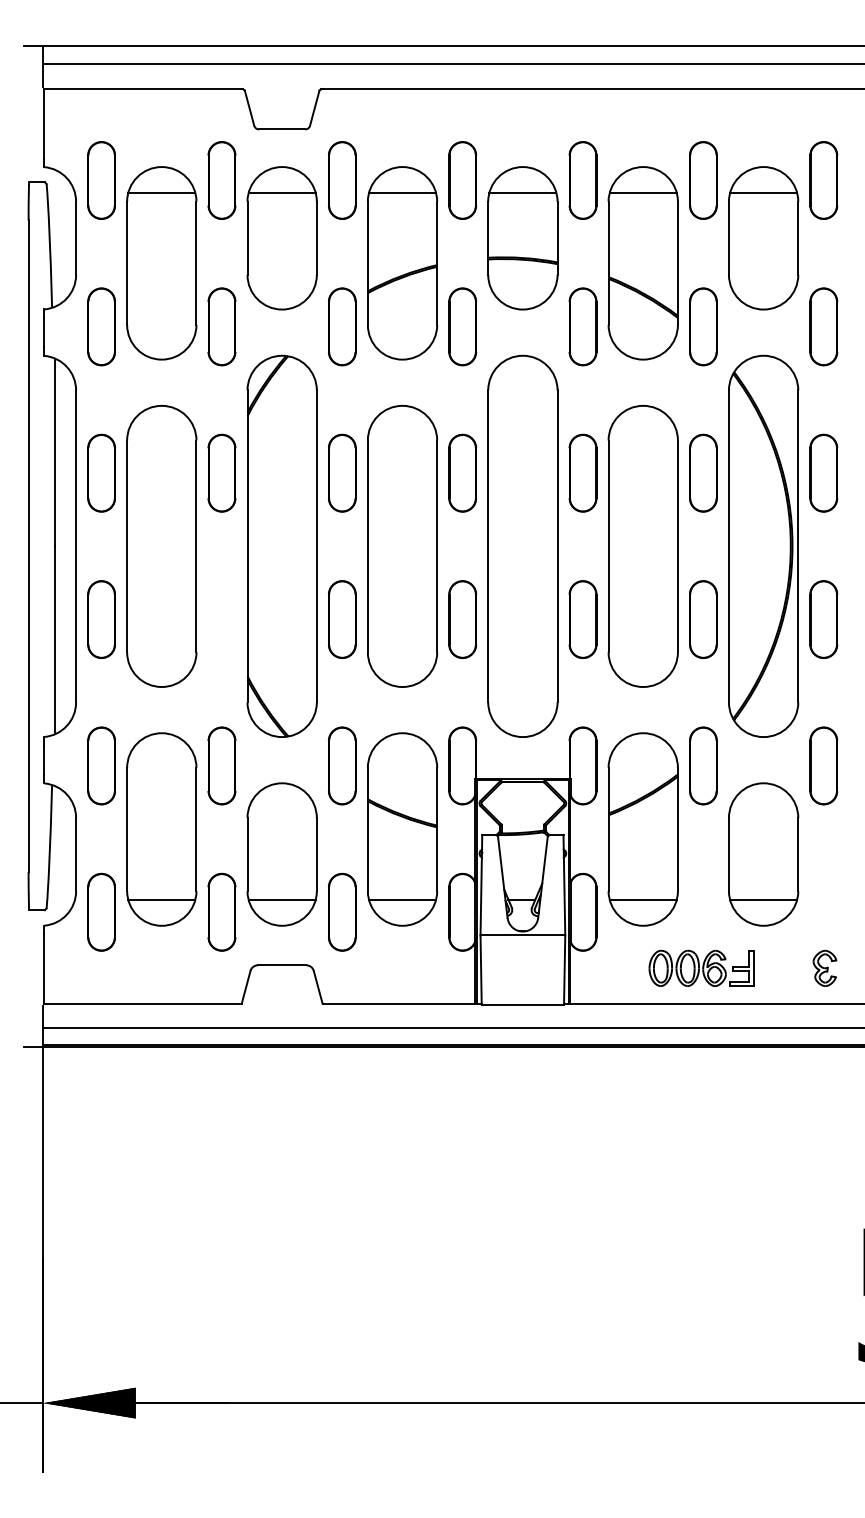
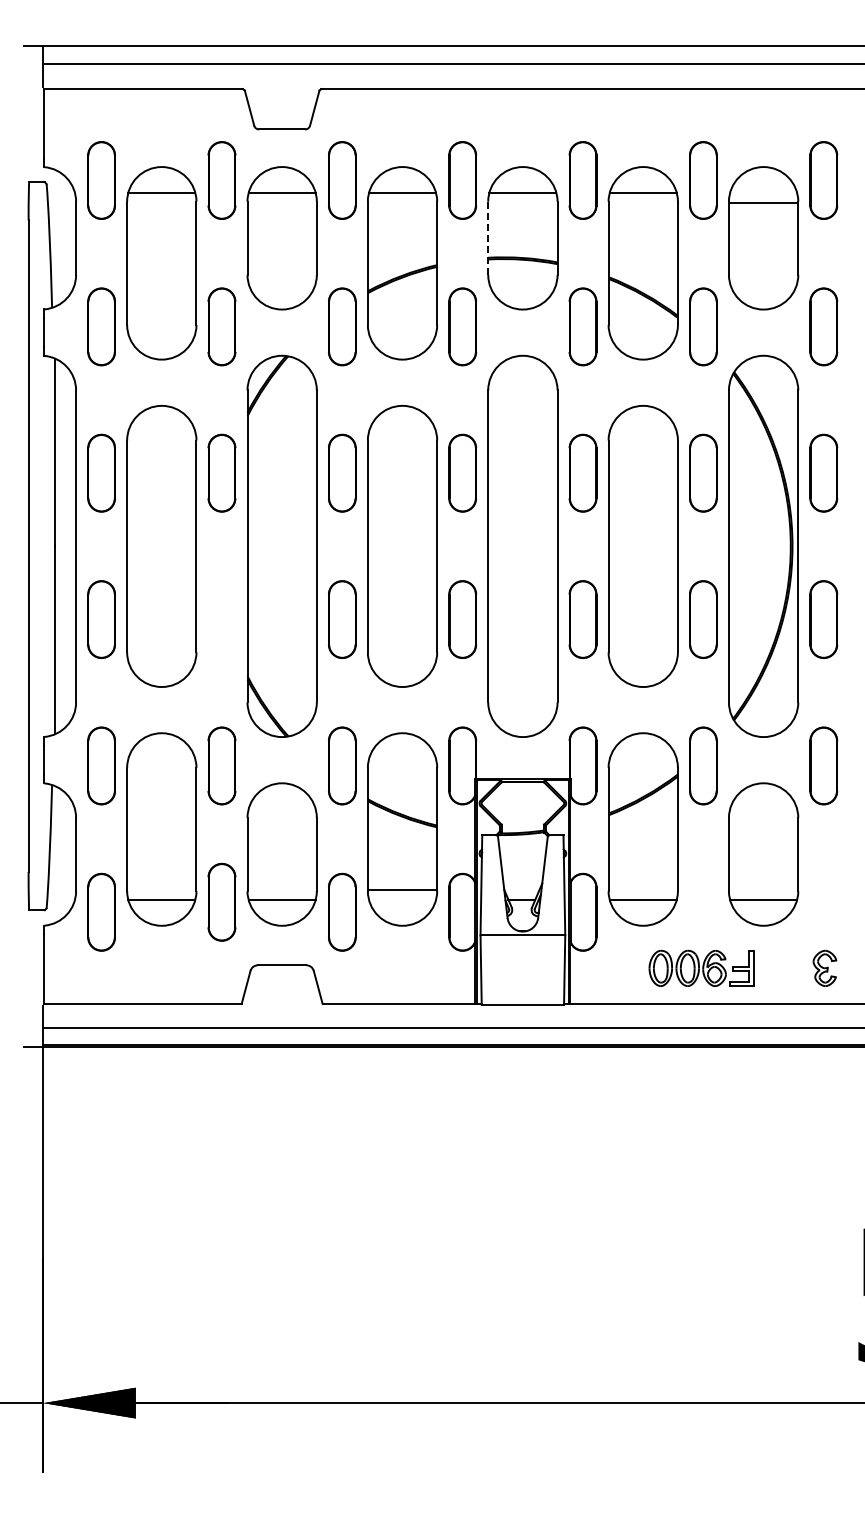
line position: (763, 192) -> (763, 202) (763, 202)
line: solid -> dashed (488, 238)
line position: (402, 899) -> (402, 889) (402, 889)
part position: (221, 911) -> (221, 901) (221, 901)
